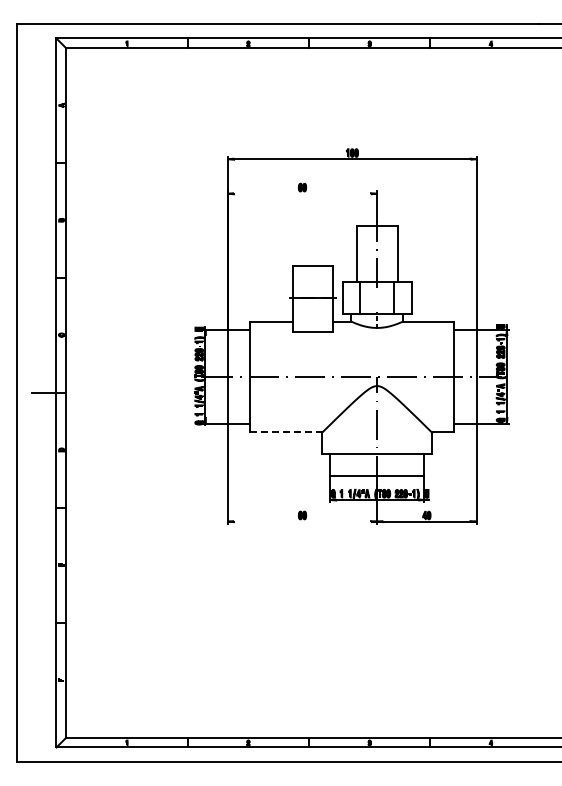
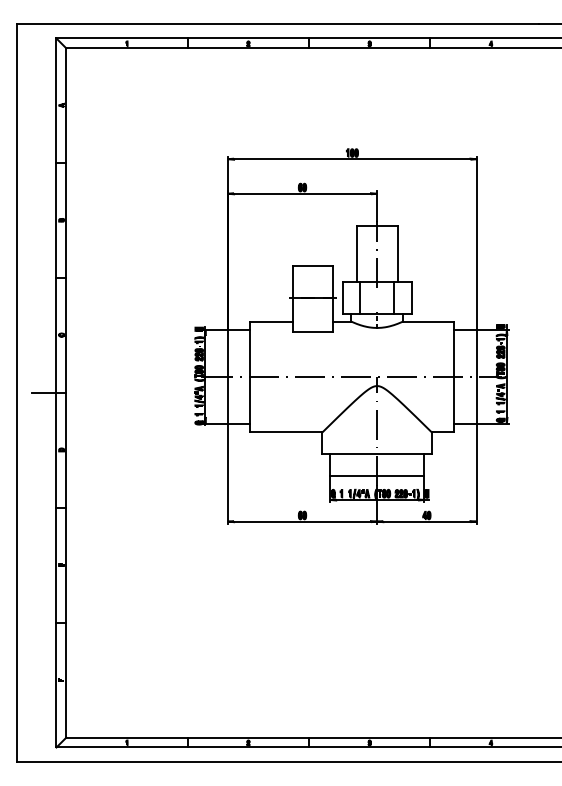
line: none -> present (302, 193)
line: dashed -> solid (286, 432)
line: none -> present (302, 521)
